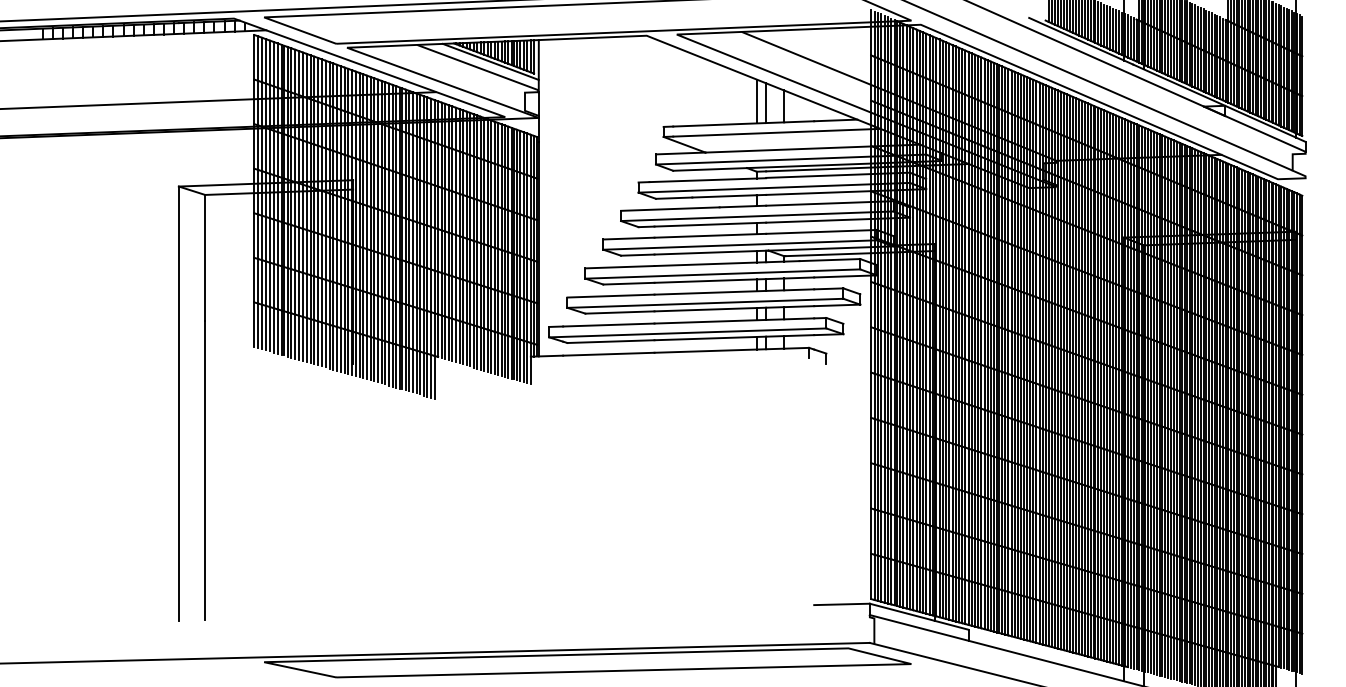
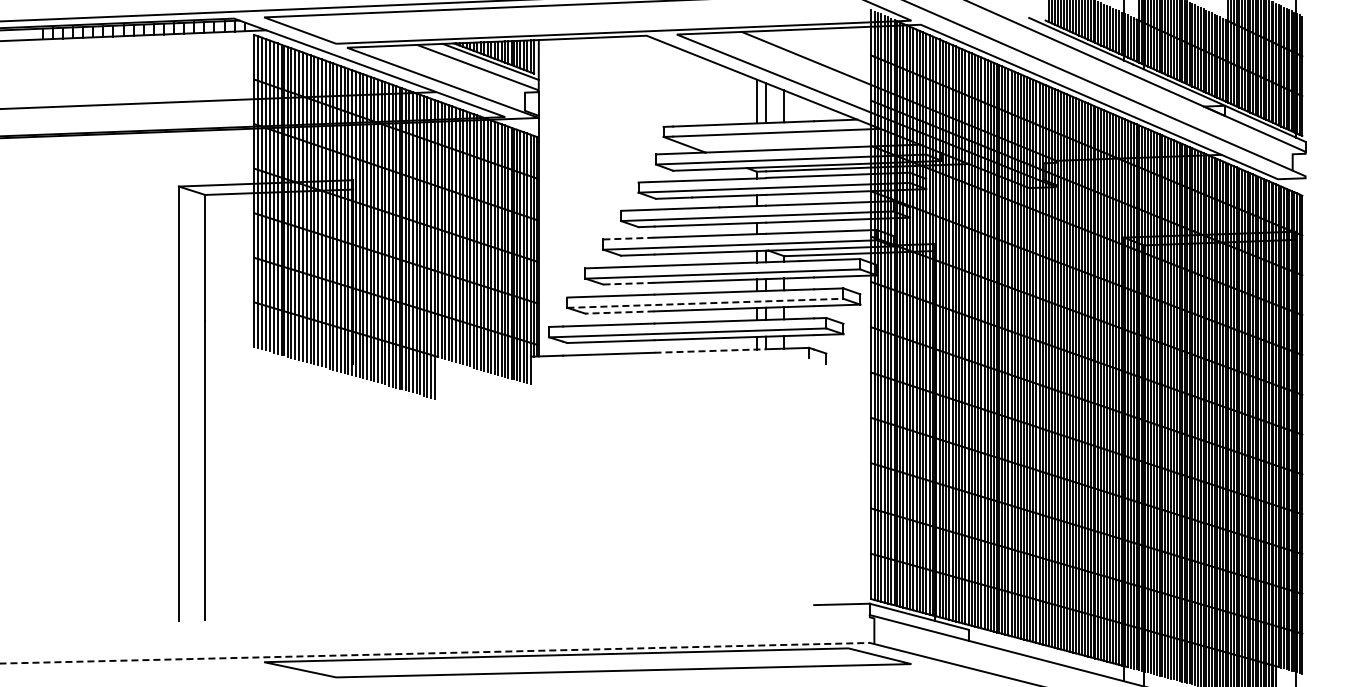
line: solid -> dashed (628, 238)
line: solid -> dashed (628, 283)
line: solid -> dashed (705, 303)
line: solid -> dashed (619, 312)
line: solid -> dashed (710, 351)
line: solid -> dashed (435, 653)
